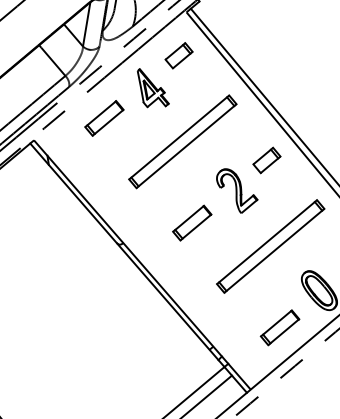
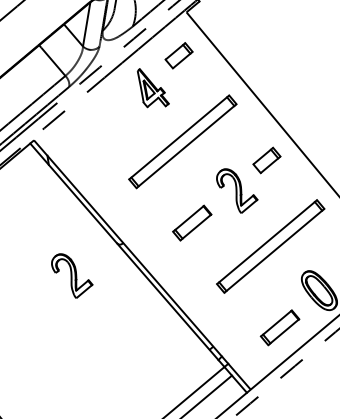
line: present -> none (263, 95)
part: present -> none (104, 118)
part: none -> present (72, 275)
